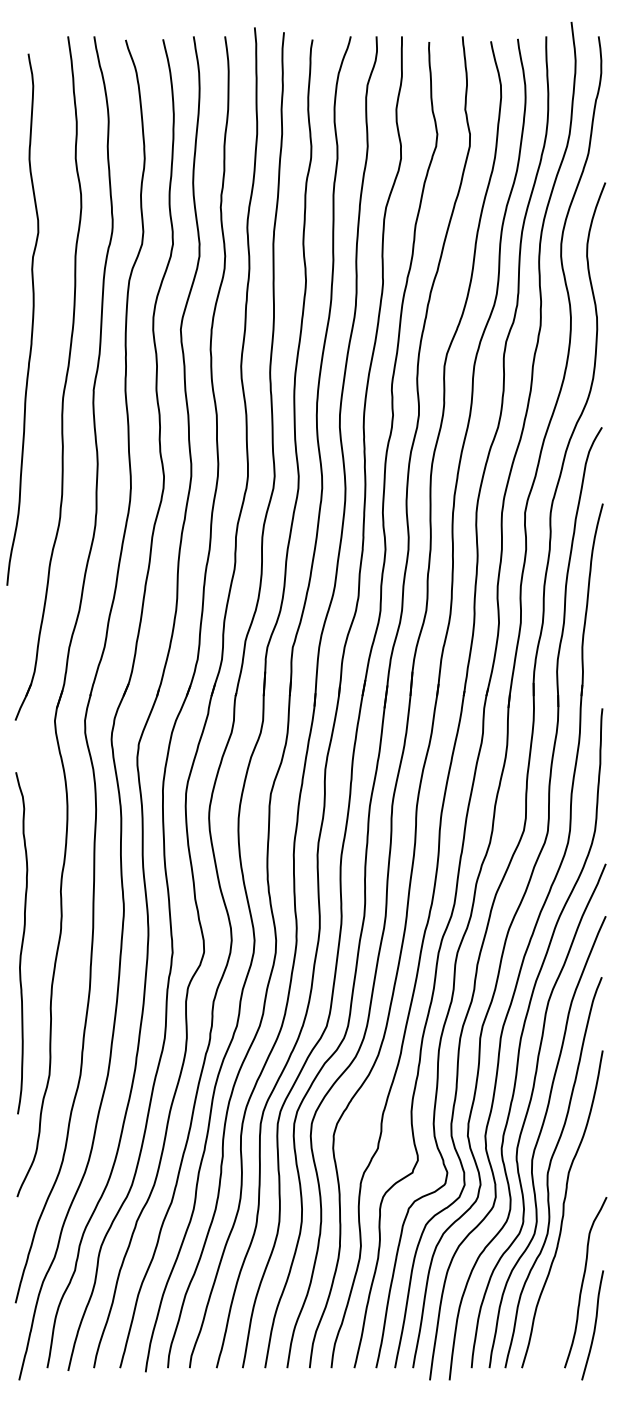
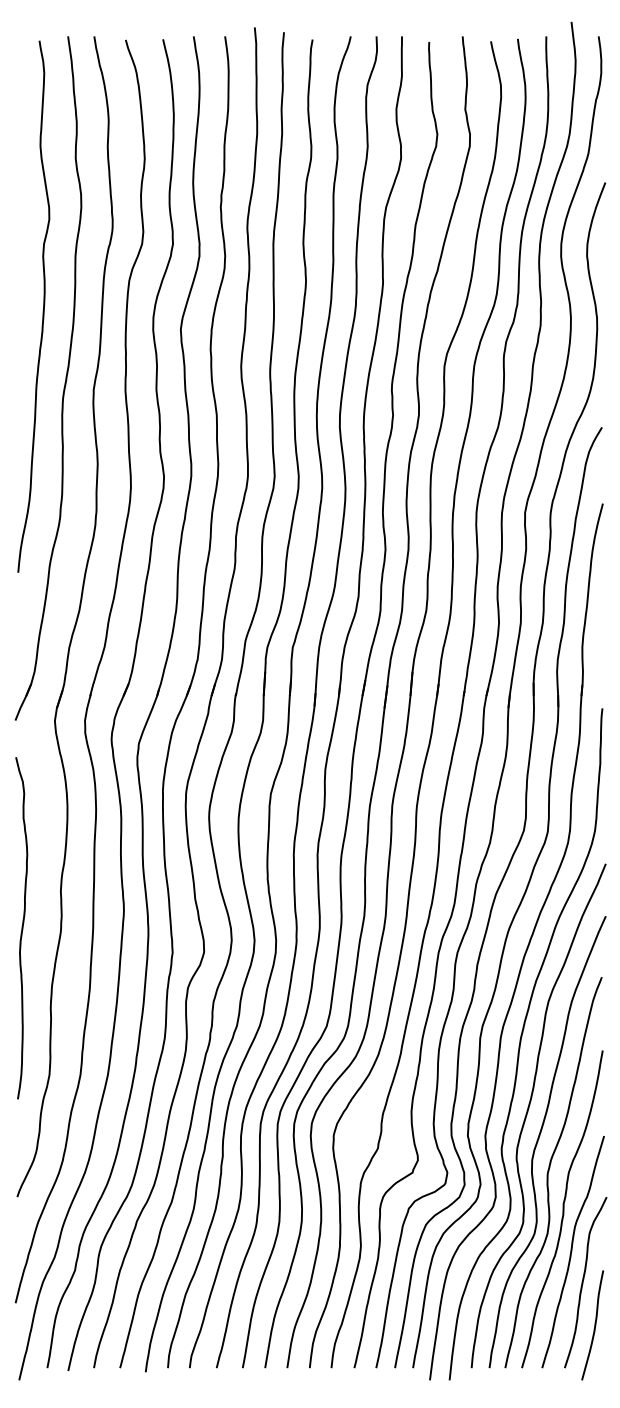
curve position: (31, 323) -> (42, 310) (42, 310)
curve position: (21, 943) -> (21, 928) (21, 928)
curve: none -> present (572, 1251)
